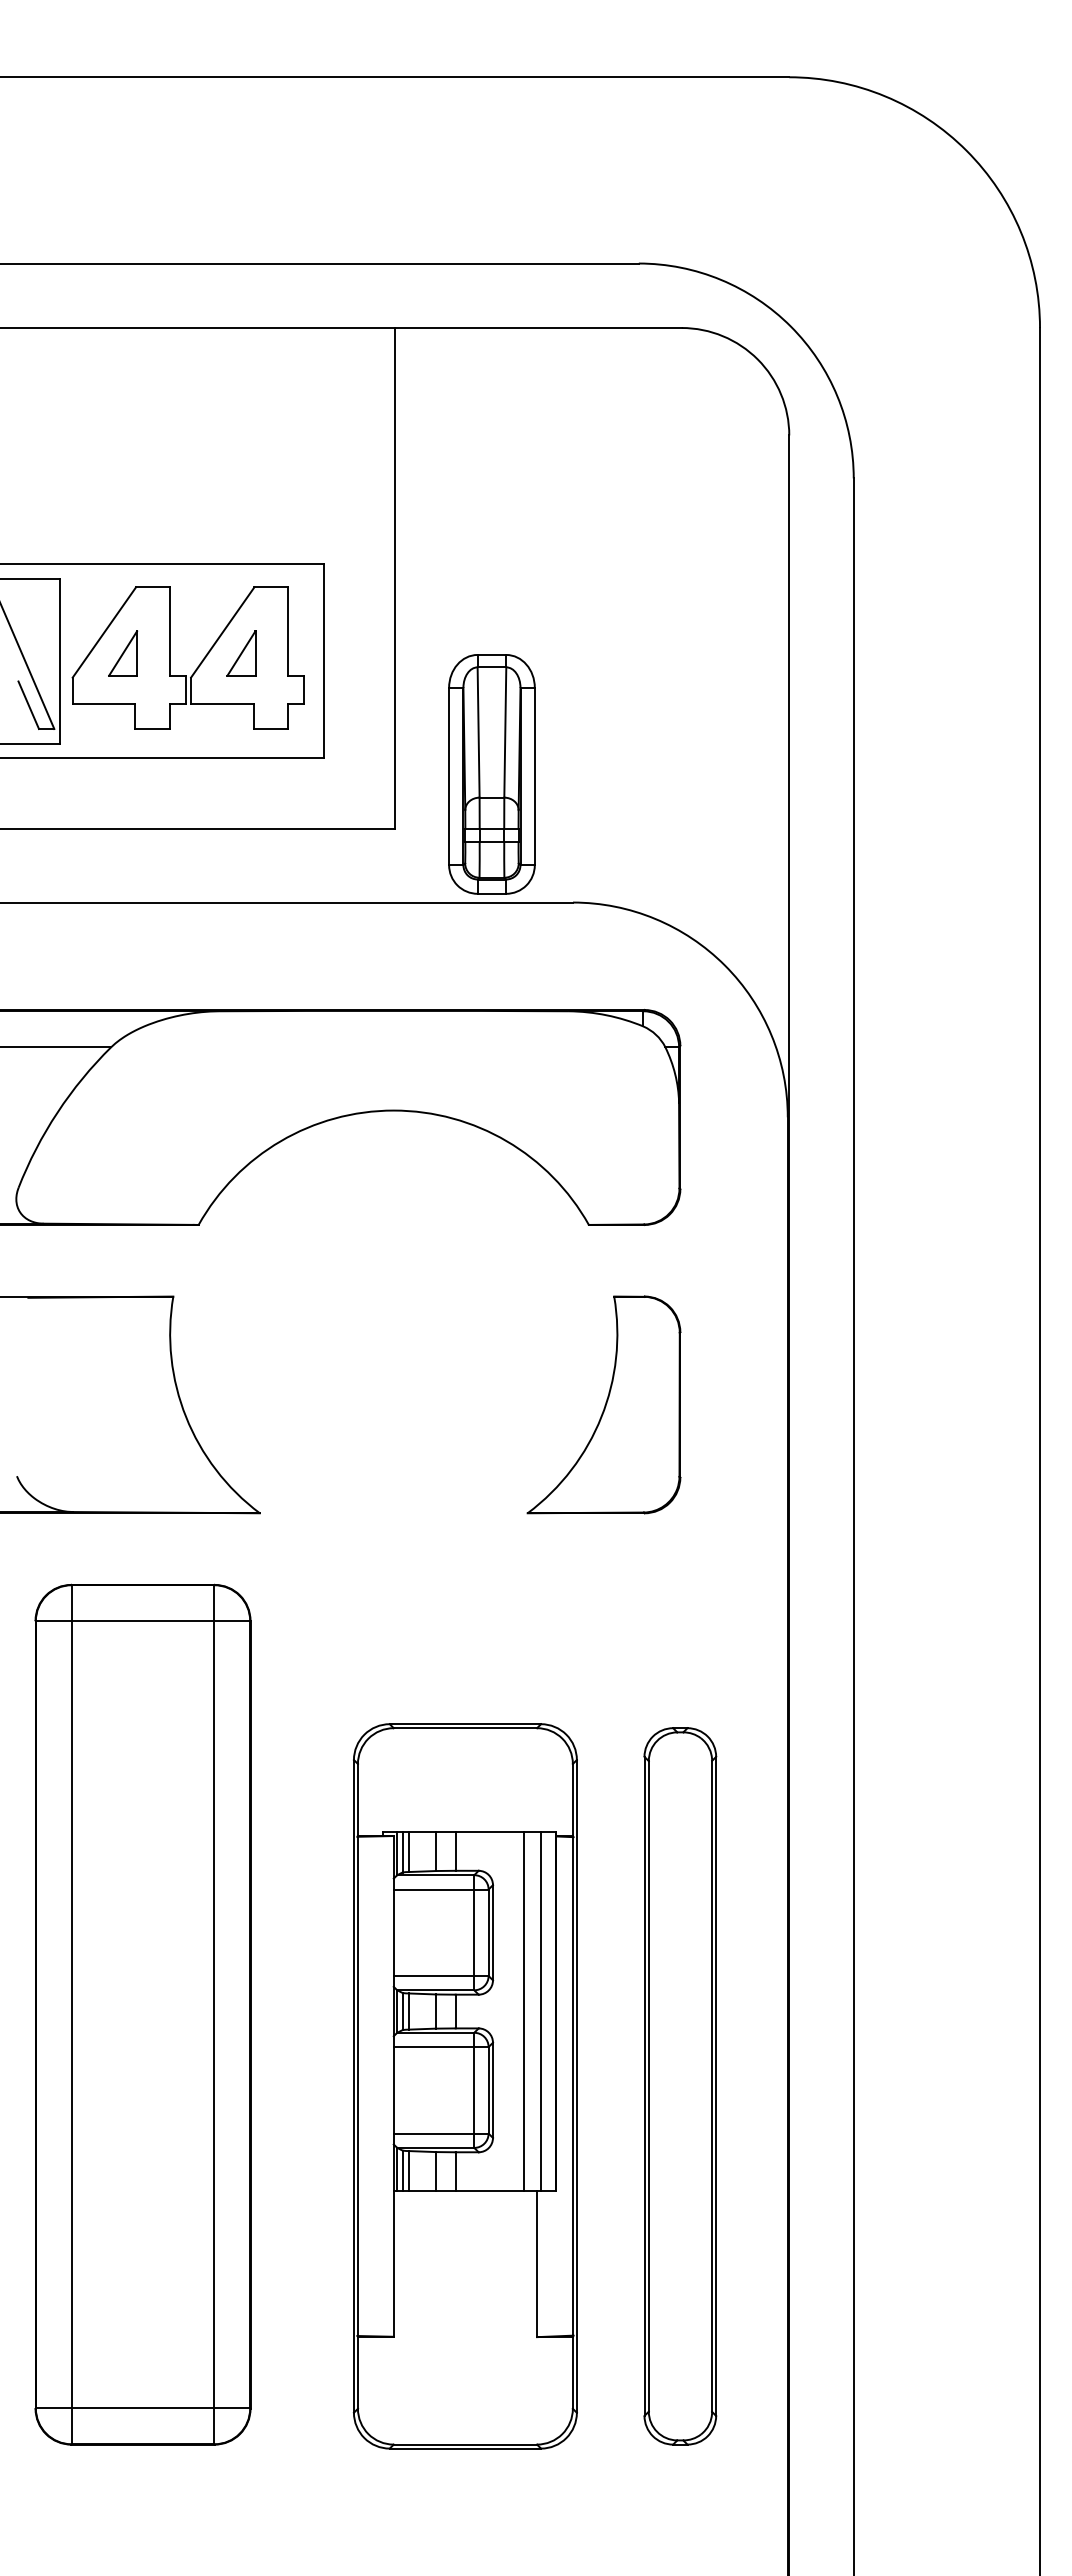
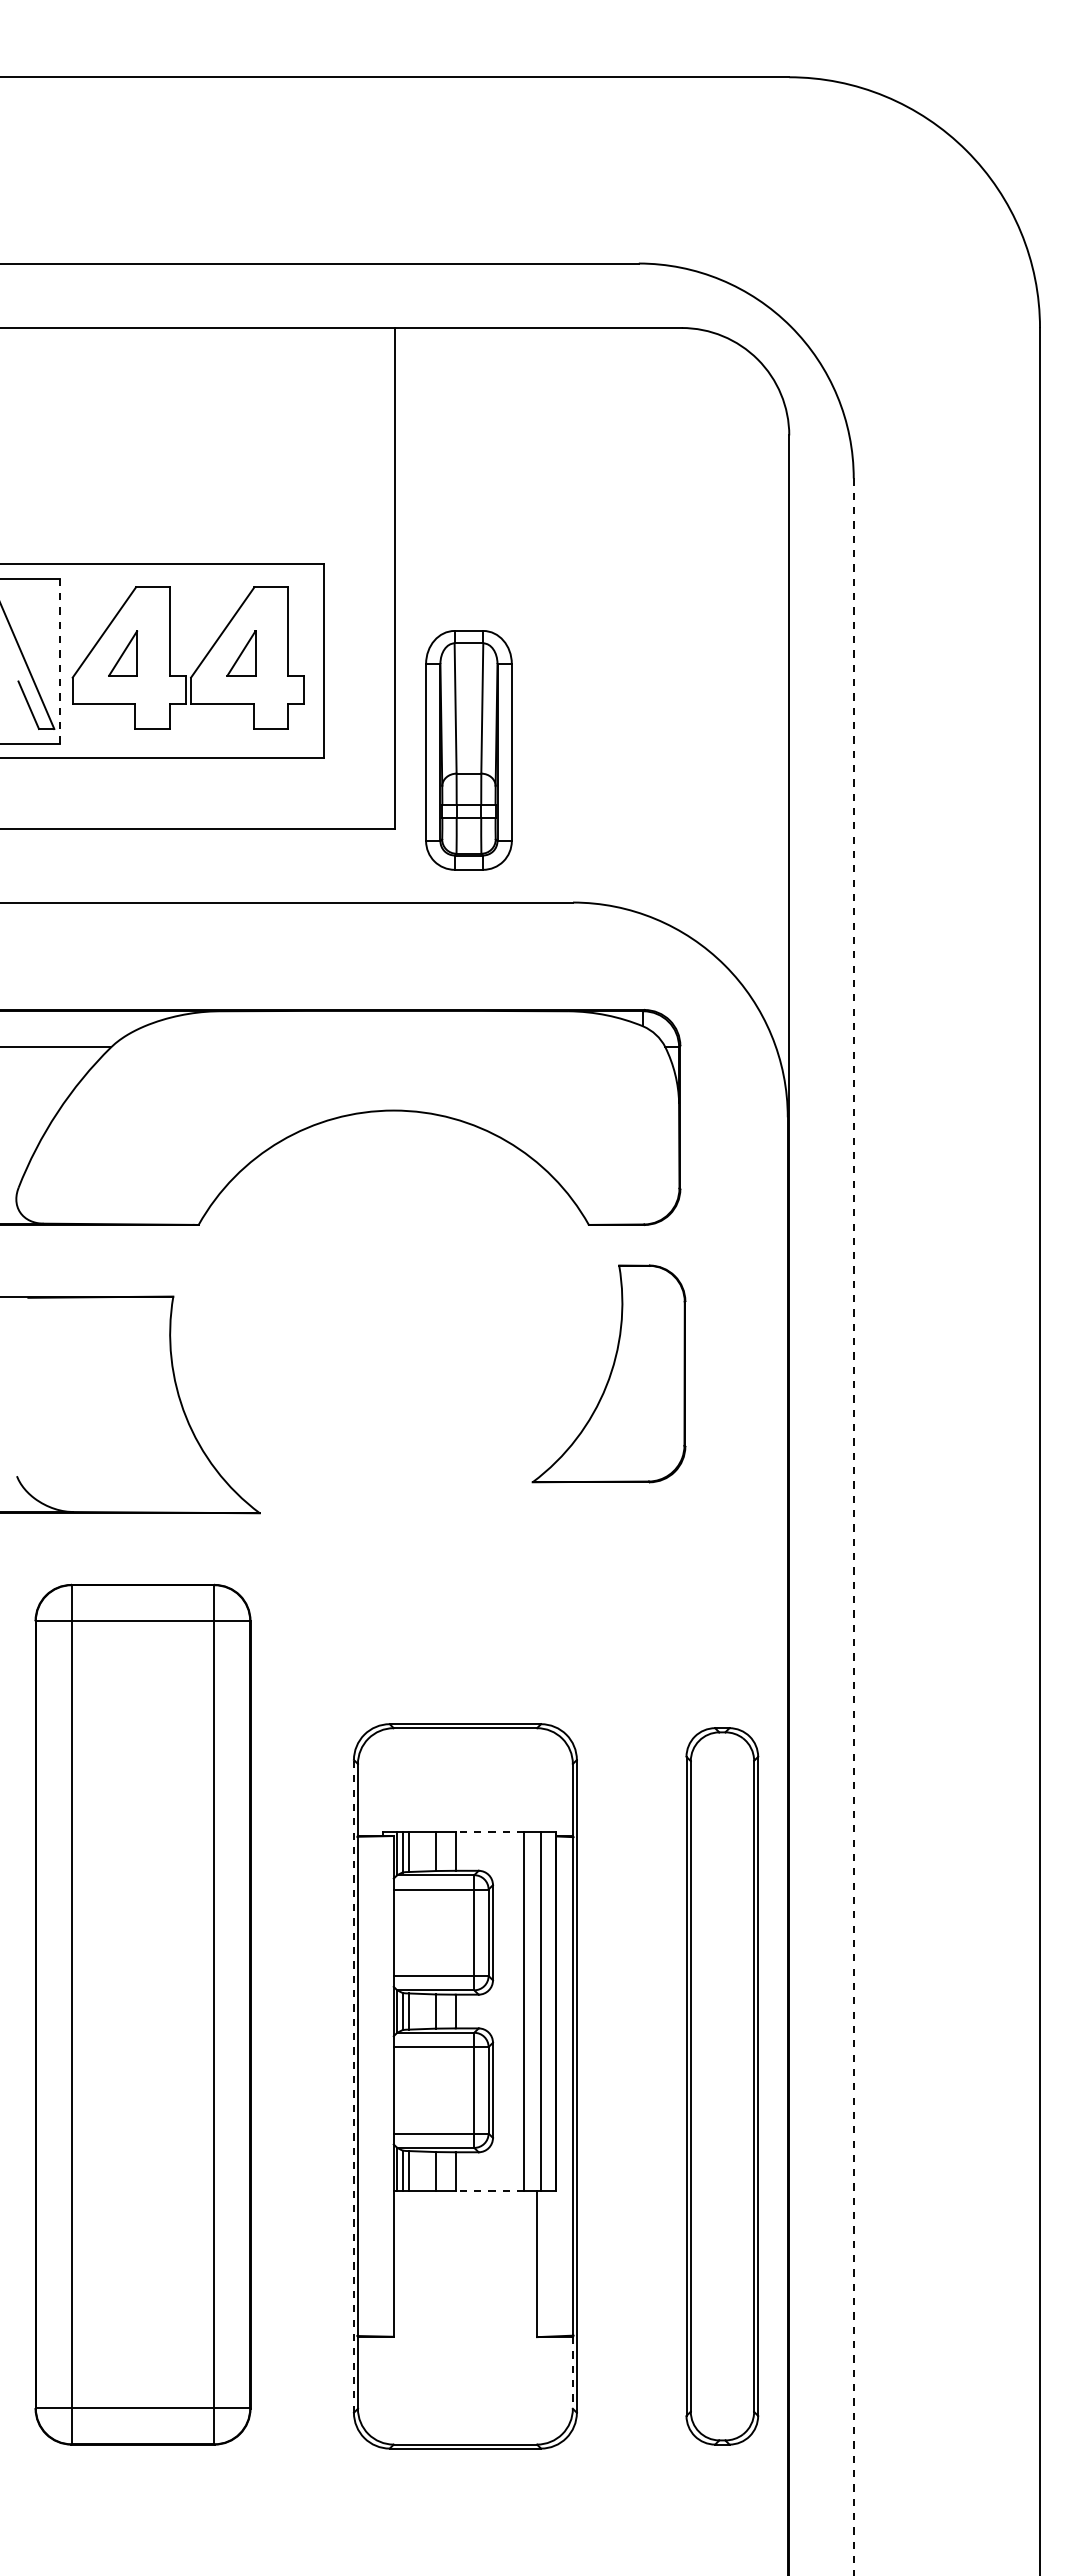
line: solid -> dashed (59, 660)
part position: (491, 774) -> (468, 750) (468, 750)
part position: (603, 1404) -> (608, 1373) (608, 1373)
line: solid -> dashed (853, 1527)
line: solid -> dashed (489, 1832)
line: solid -> dashed (353, 2085)
part position: (680, 2086) -> (722, 2086) (722, 2086)
line: solid -> dashed (489, 2190)
line: solid -> dashed (572, 2372)
